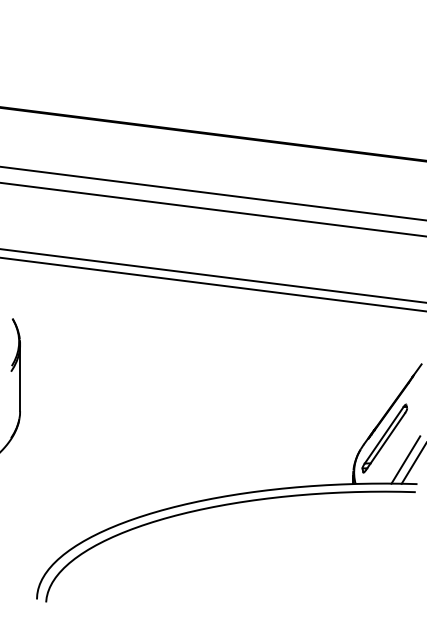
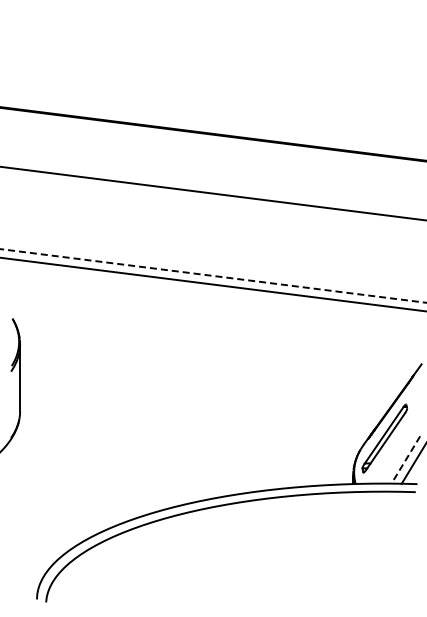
line: present -> none (212, 209)
line: solid -> dashed (213, 276)
line: solid -> dashed (405, 459)
